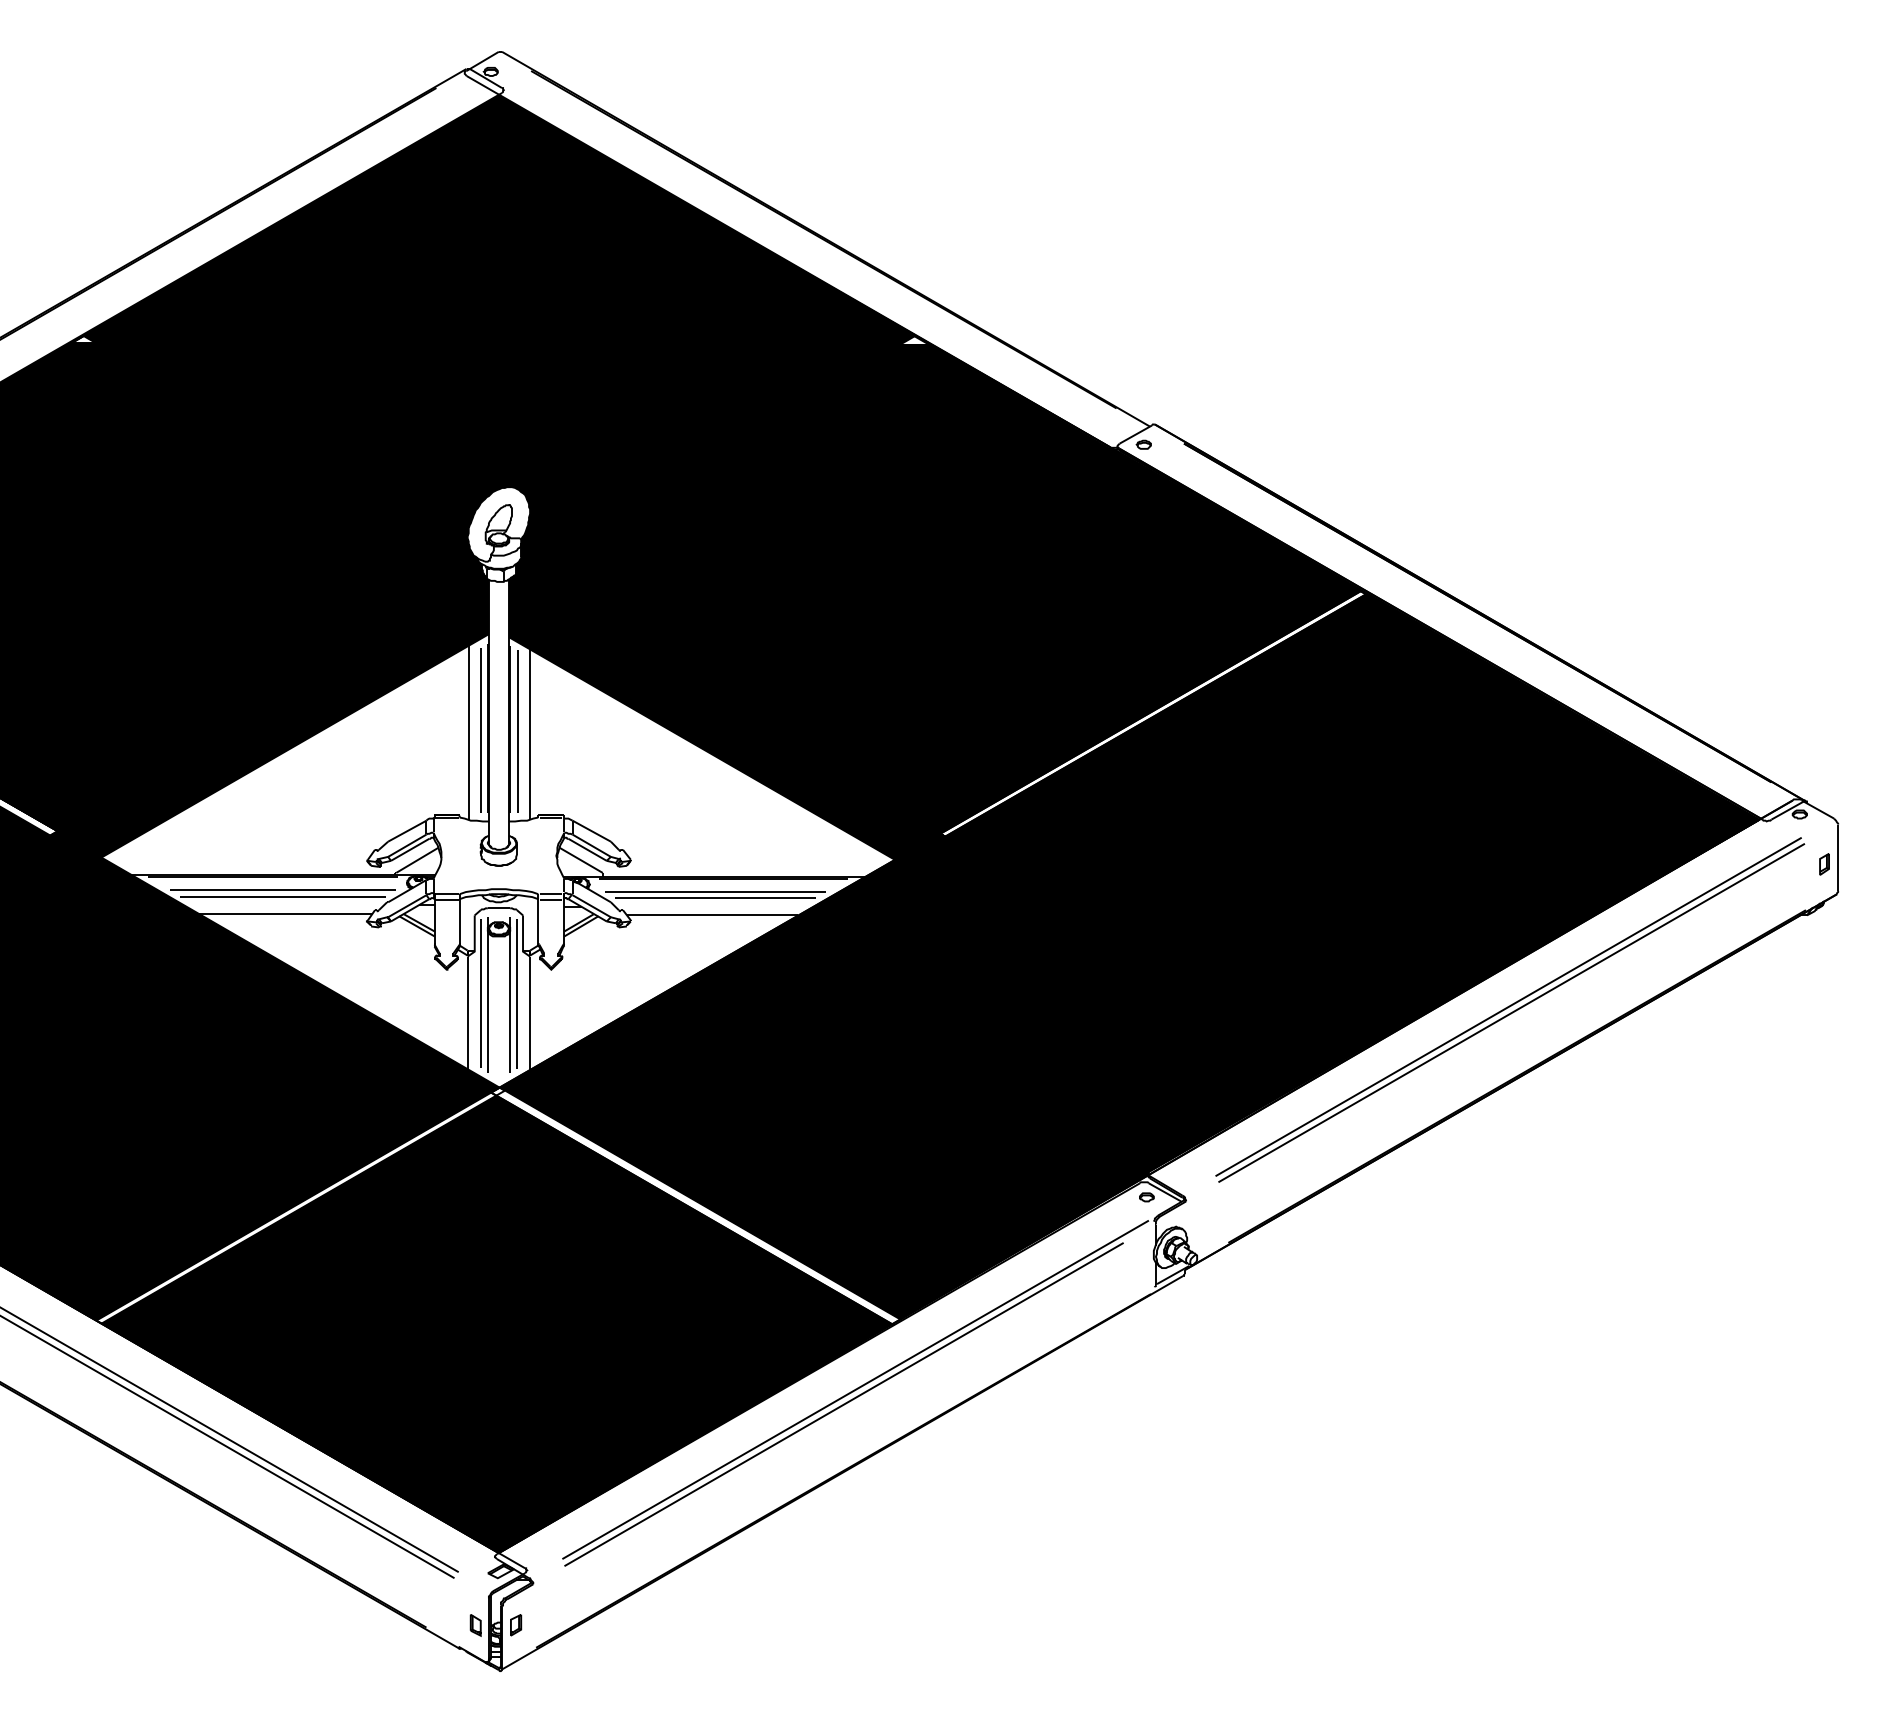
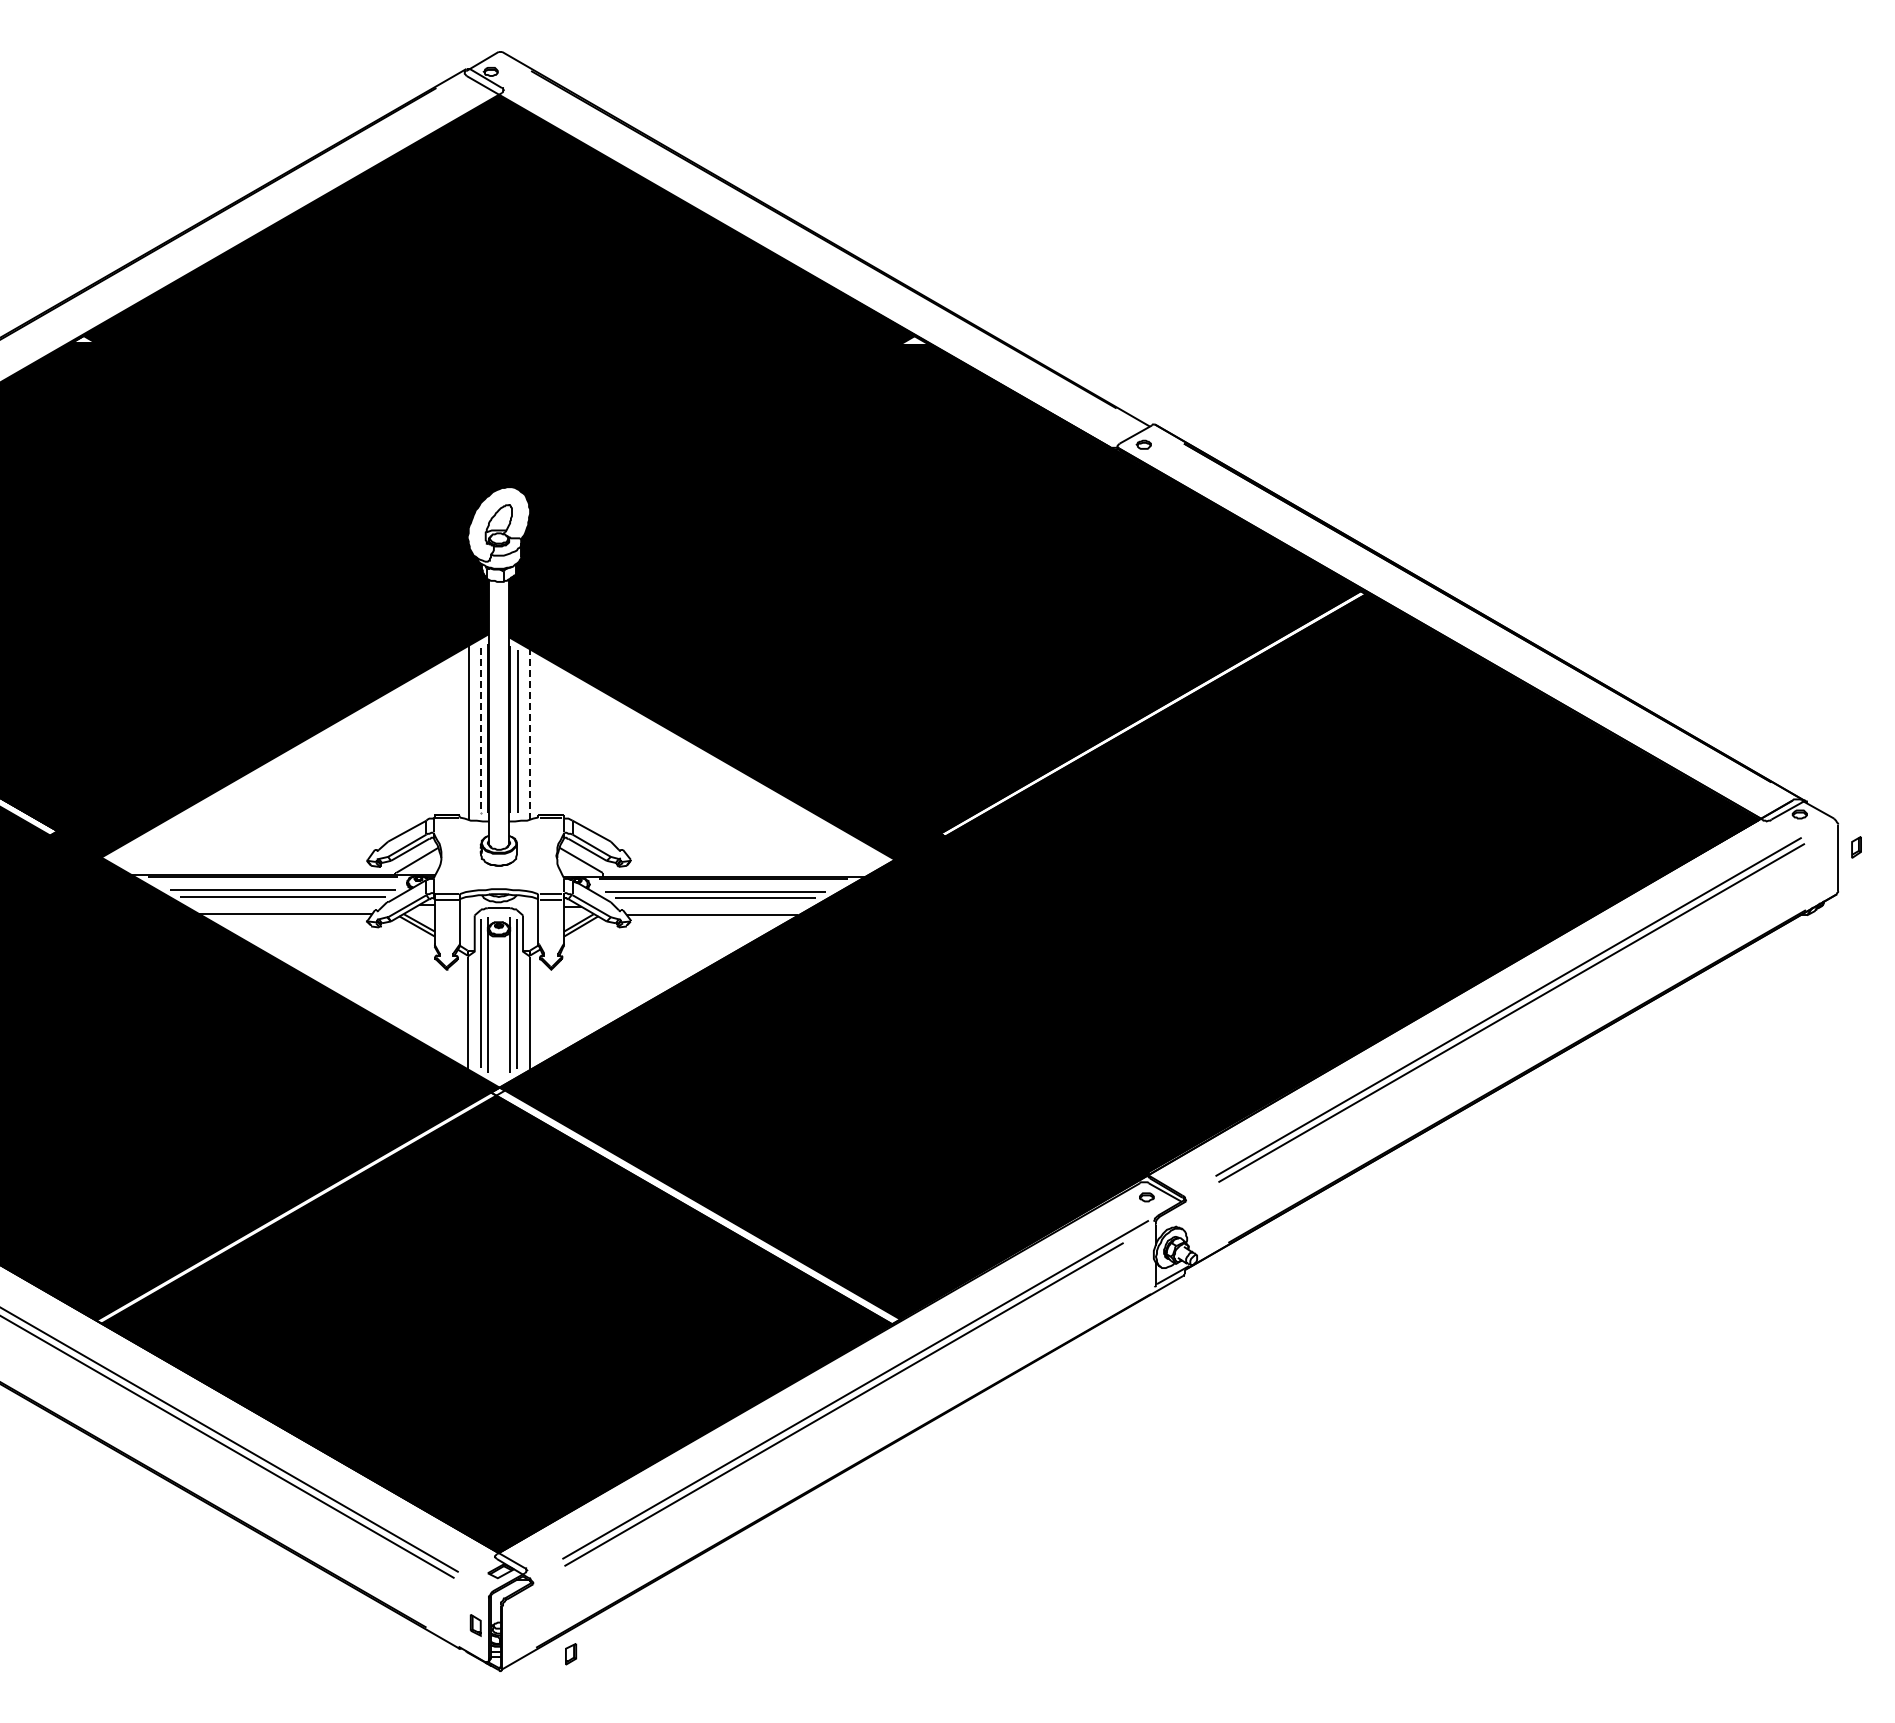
line: solid -> dashed (480, 730)
line: solid -> dashed (530, 732)
part position: (1824, 864) -> (1856, 847) (1856, 847)
part position: (516, 1625) -> (571, 1654) (571, 1654)
